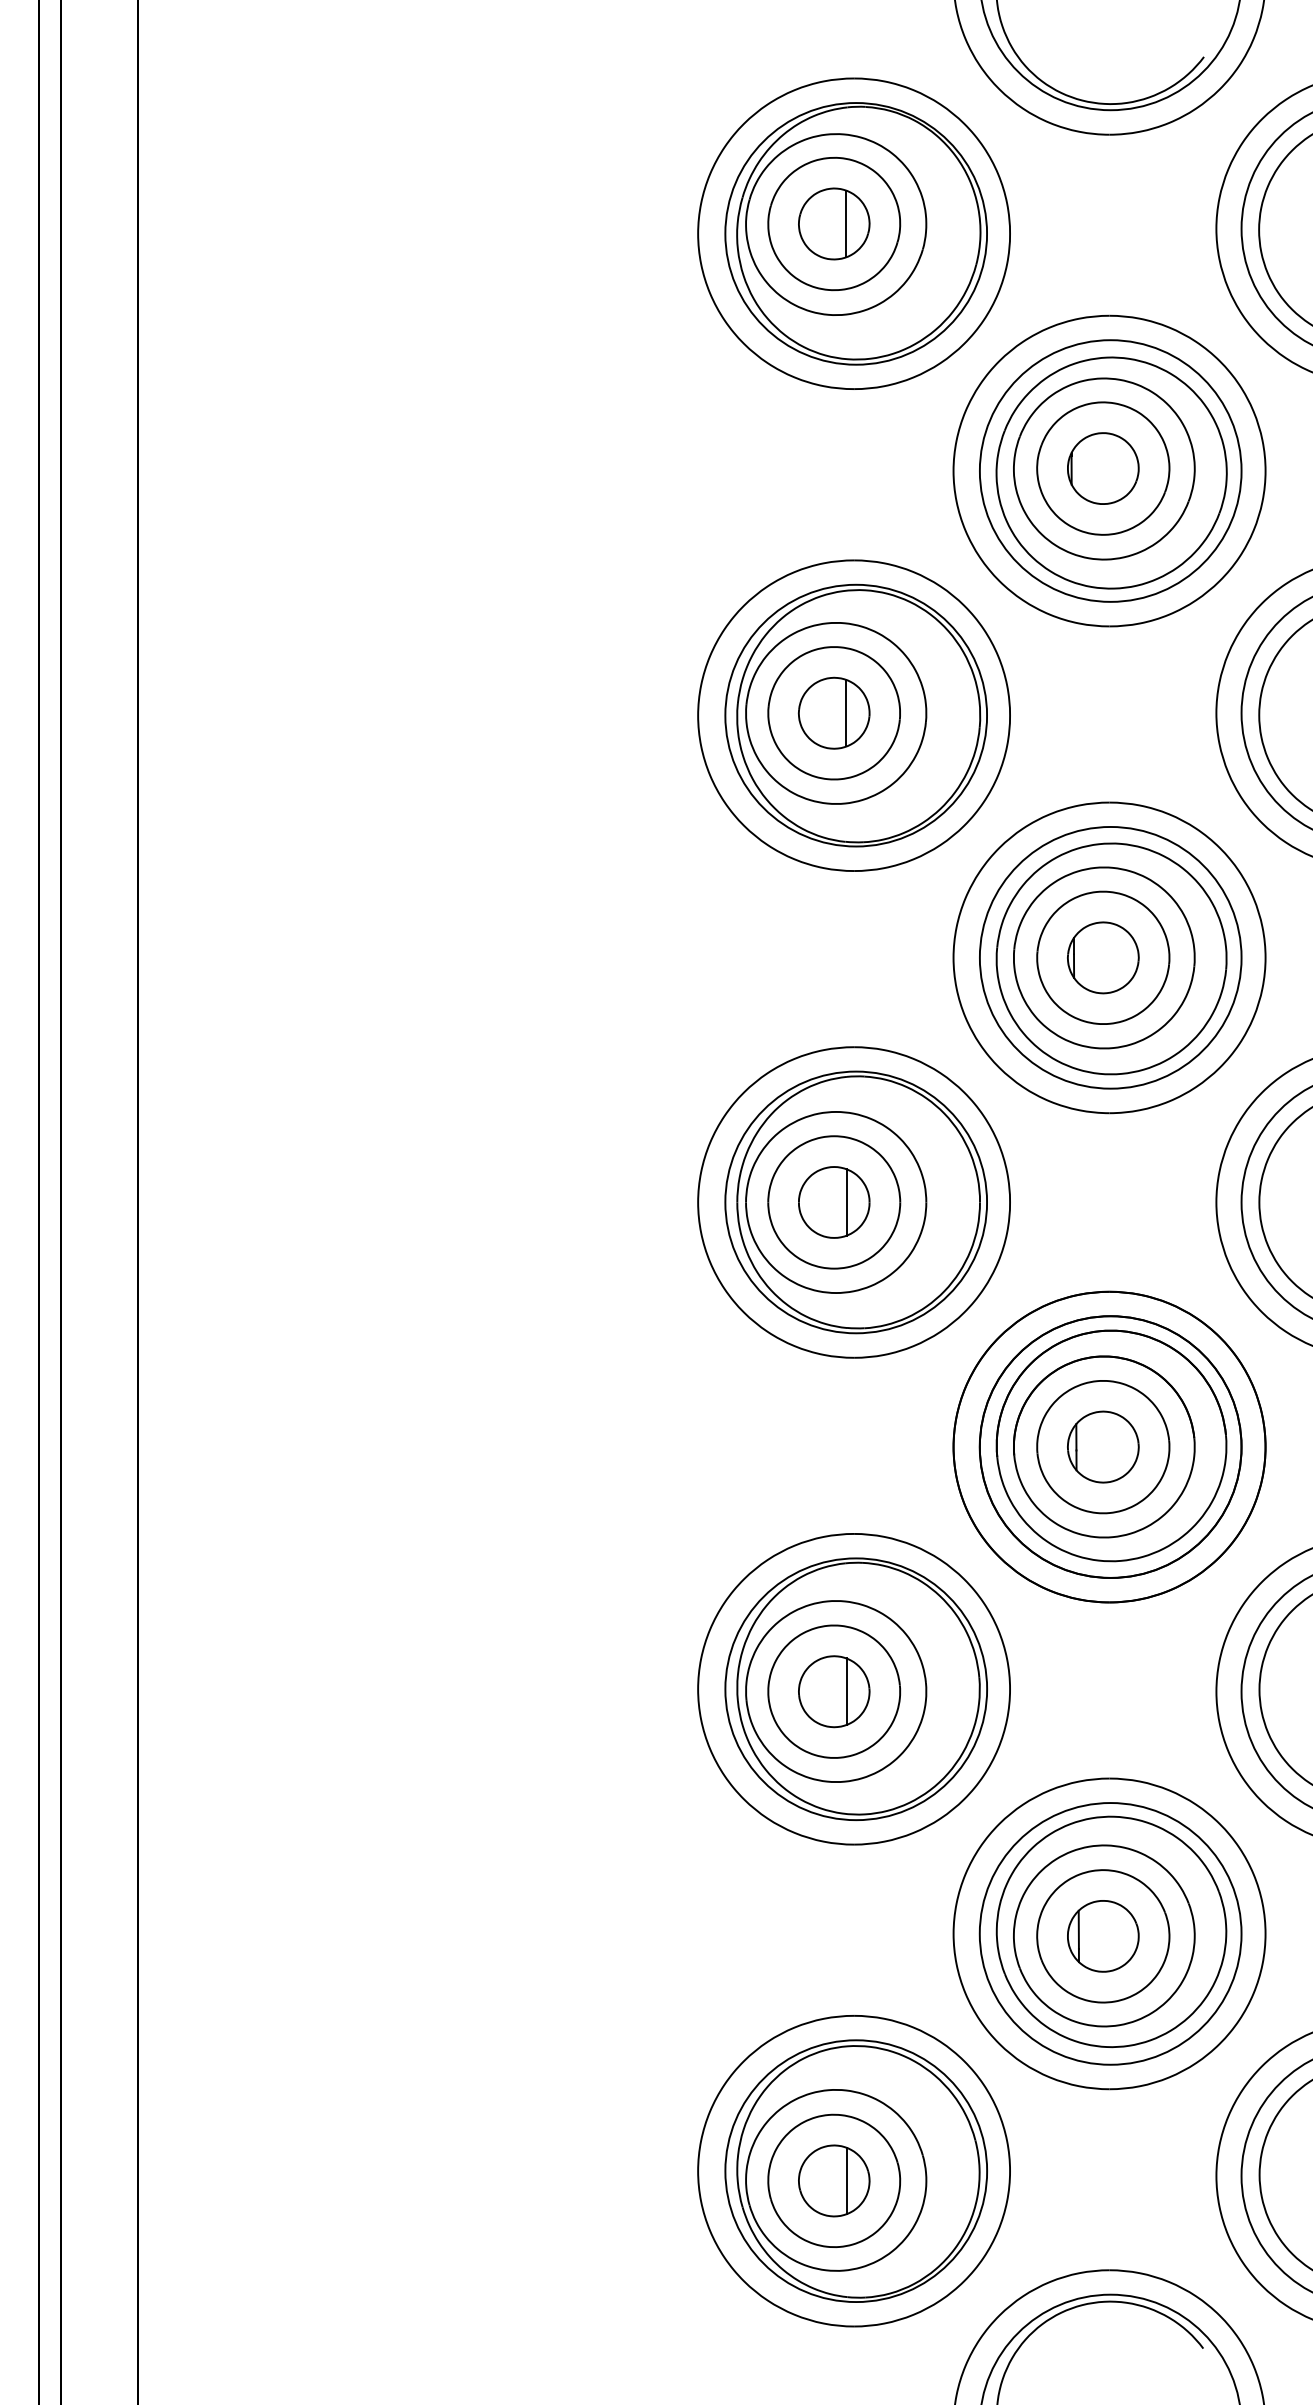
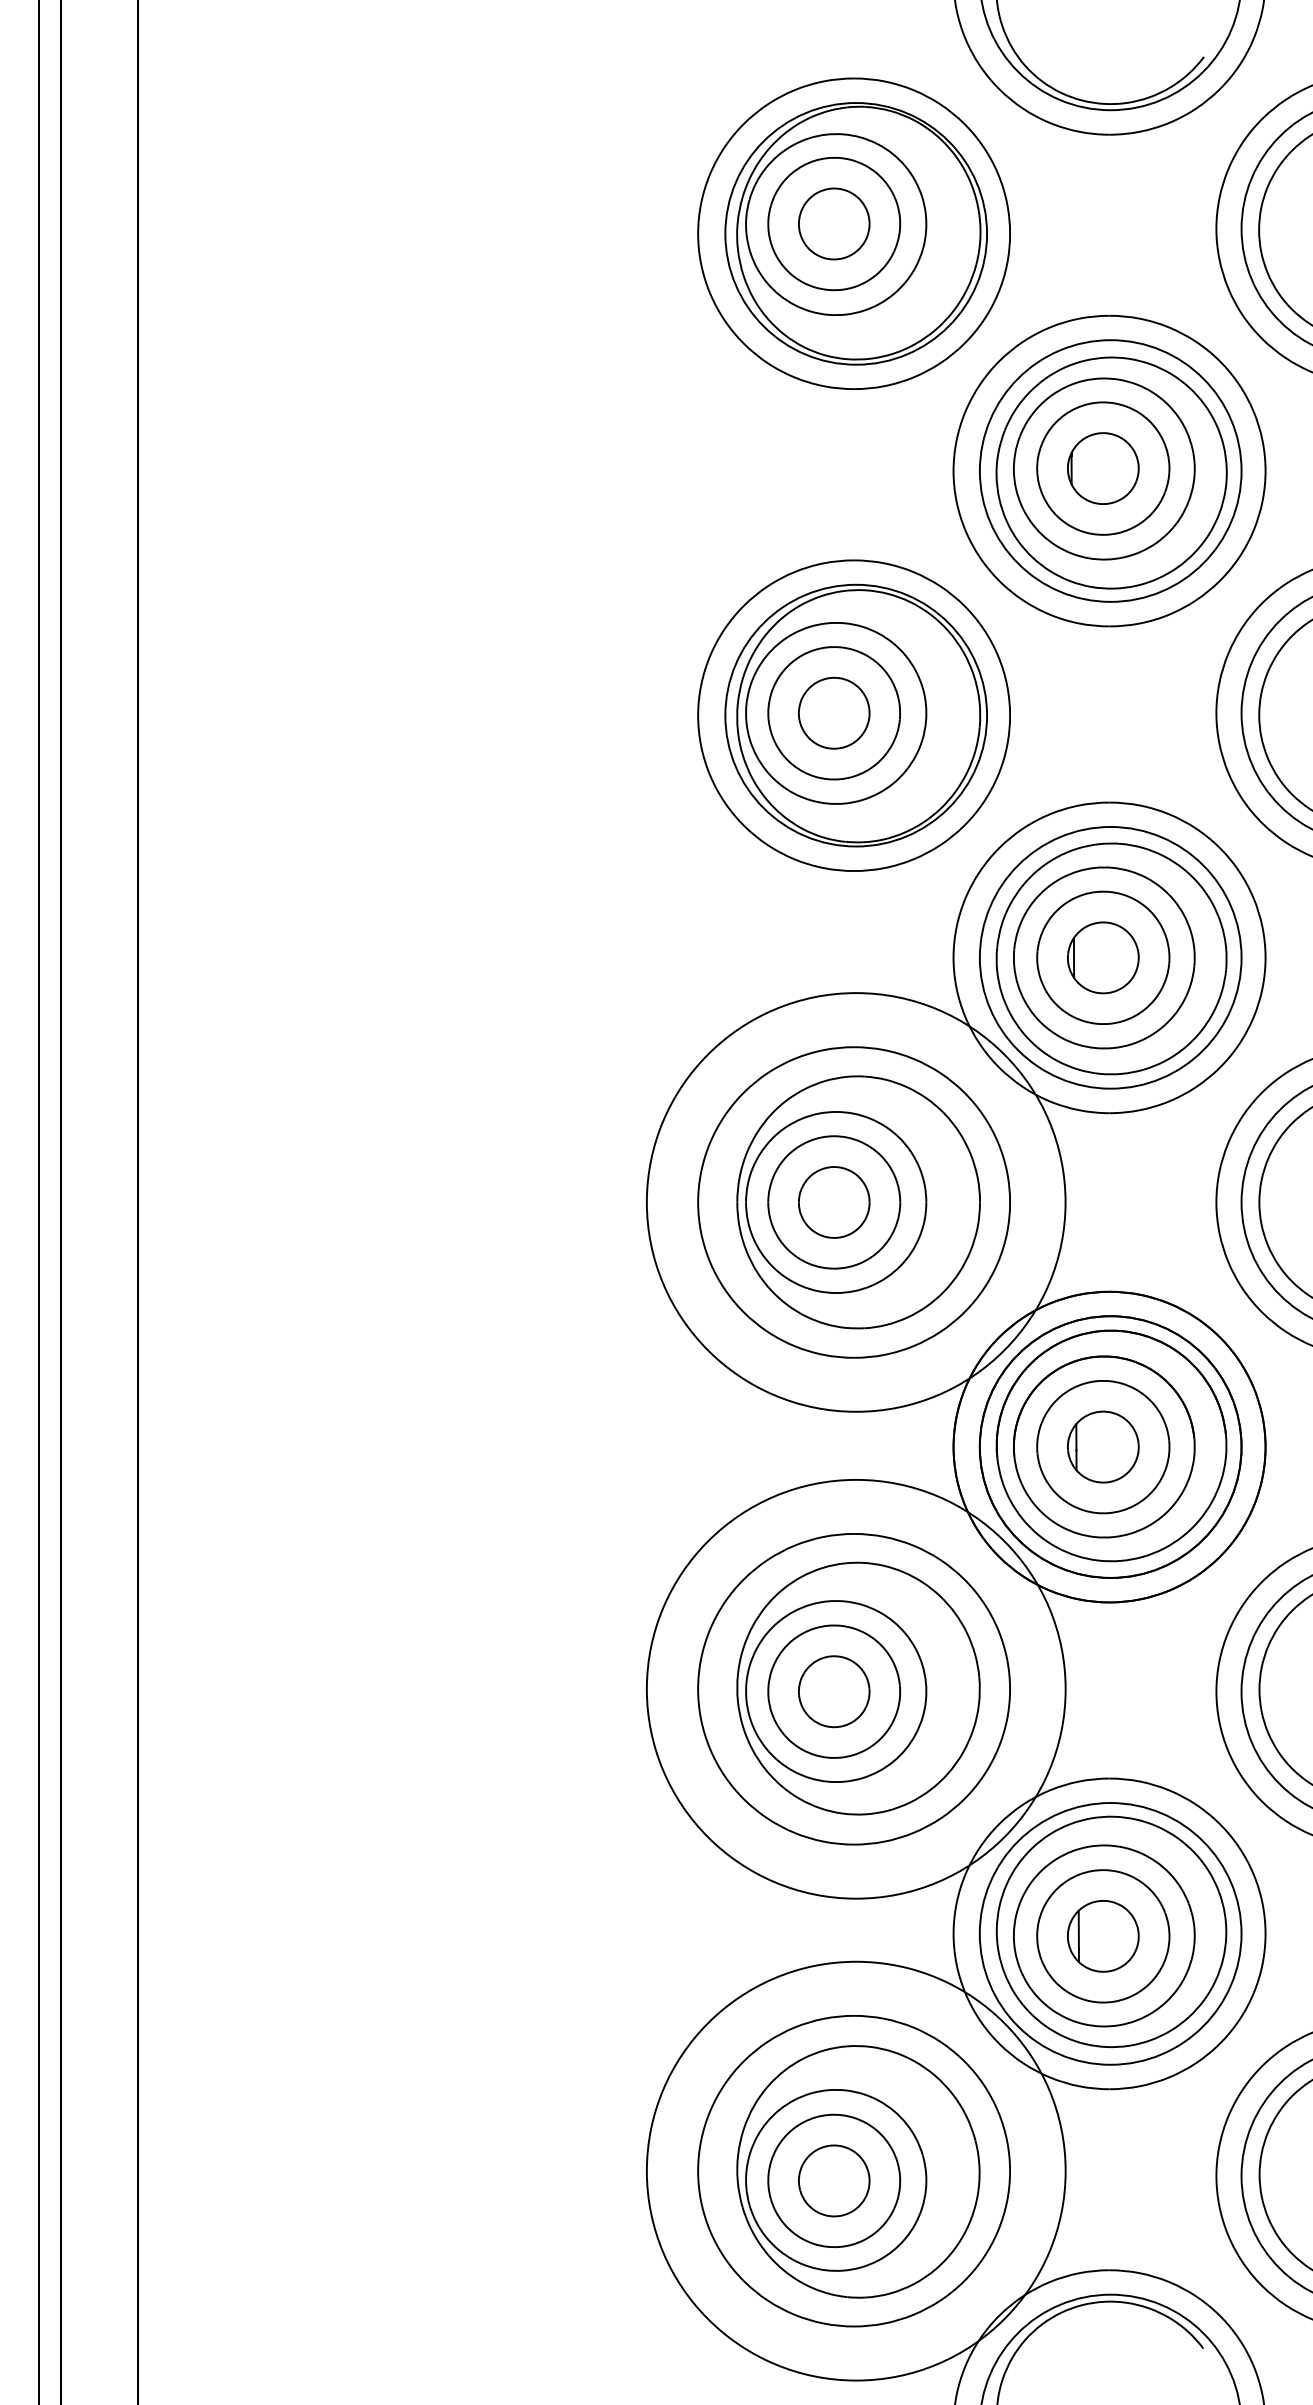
line: present -> none (846, 223)
line: present -> none (846, 712)
line: present -> none (846, 1202)
circle diameter: 262 px -> 419 px (855, 1202)
circle diameter: 262 px -> 419 px (855, 1688)
line: present -> none (846, 1691)
circle diameter: 262 px -> 419 px (855, 2170)
line: present -> none (846, 2180)
